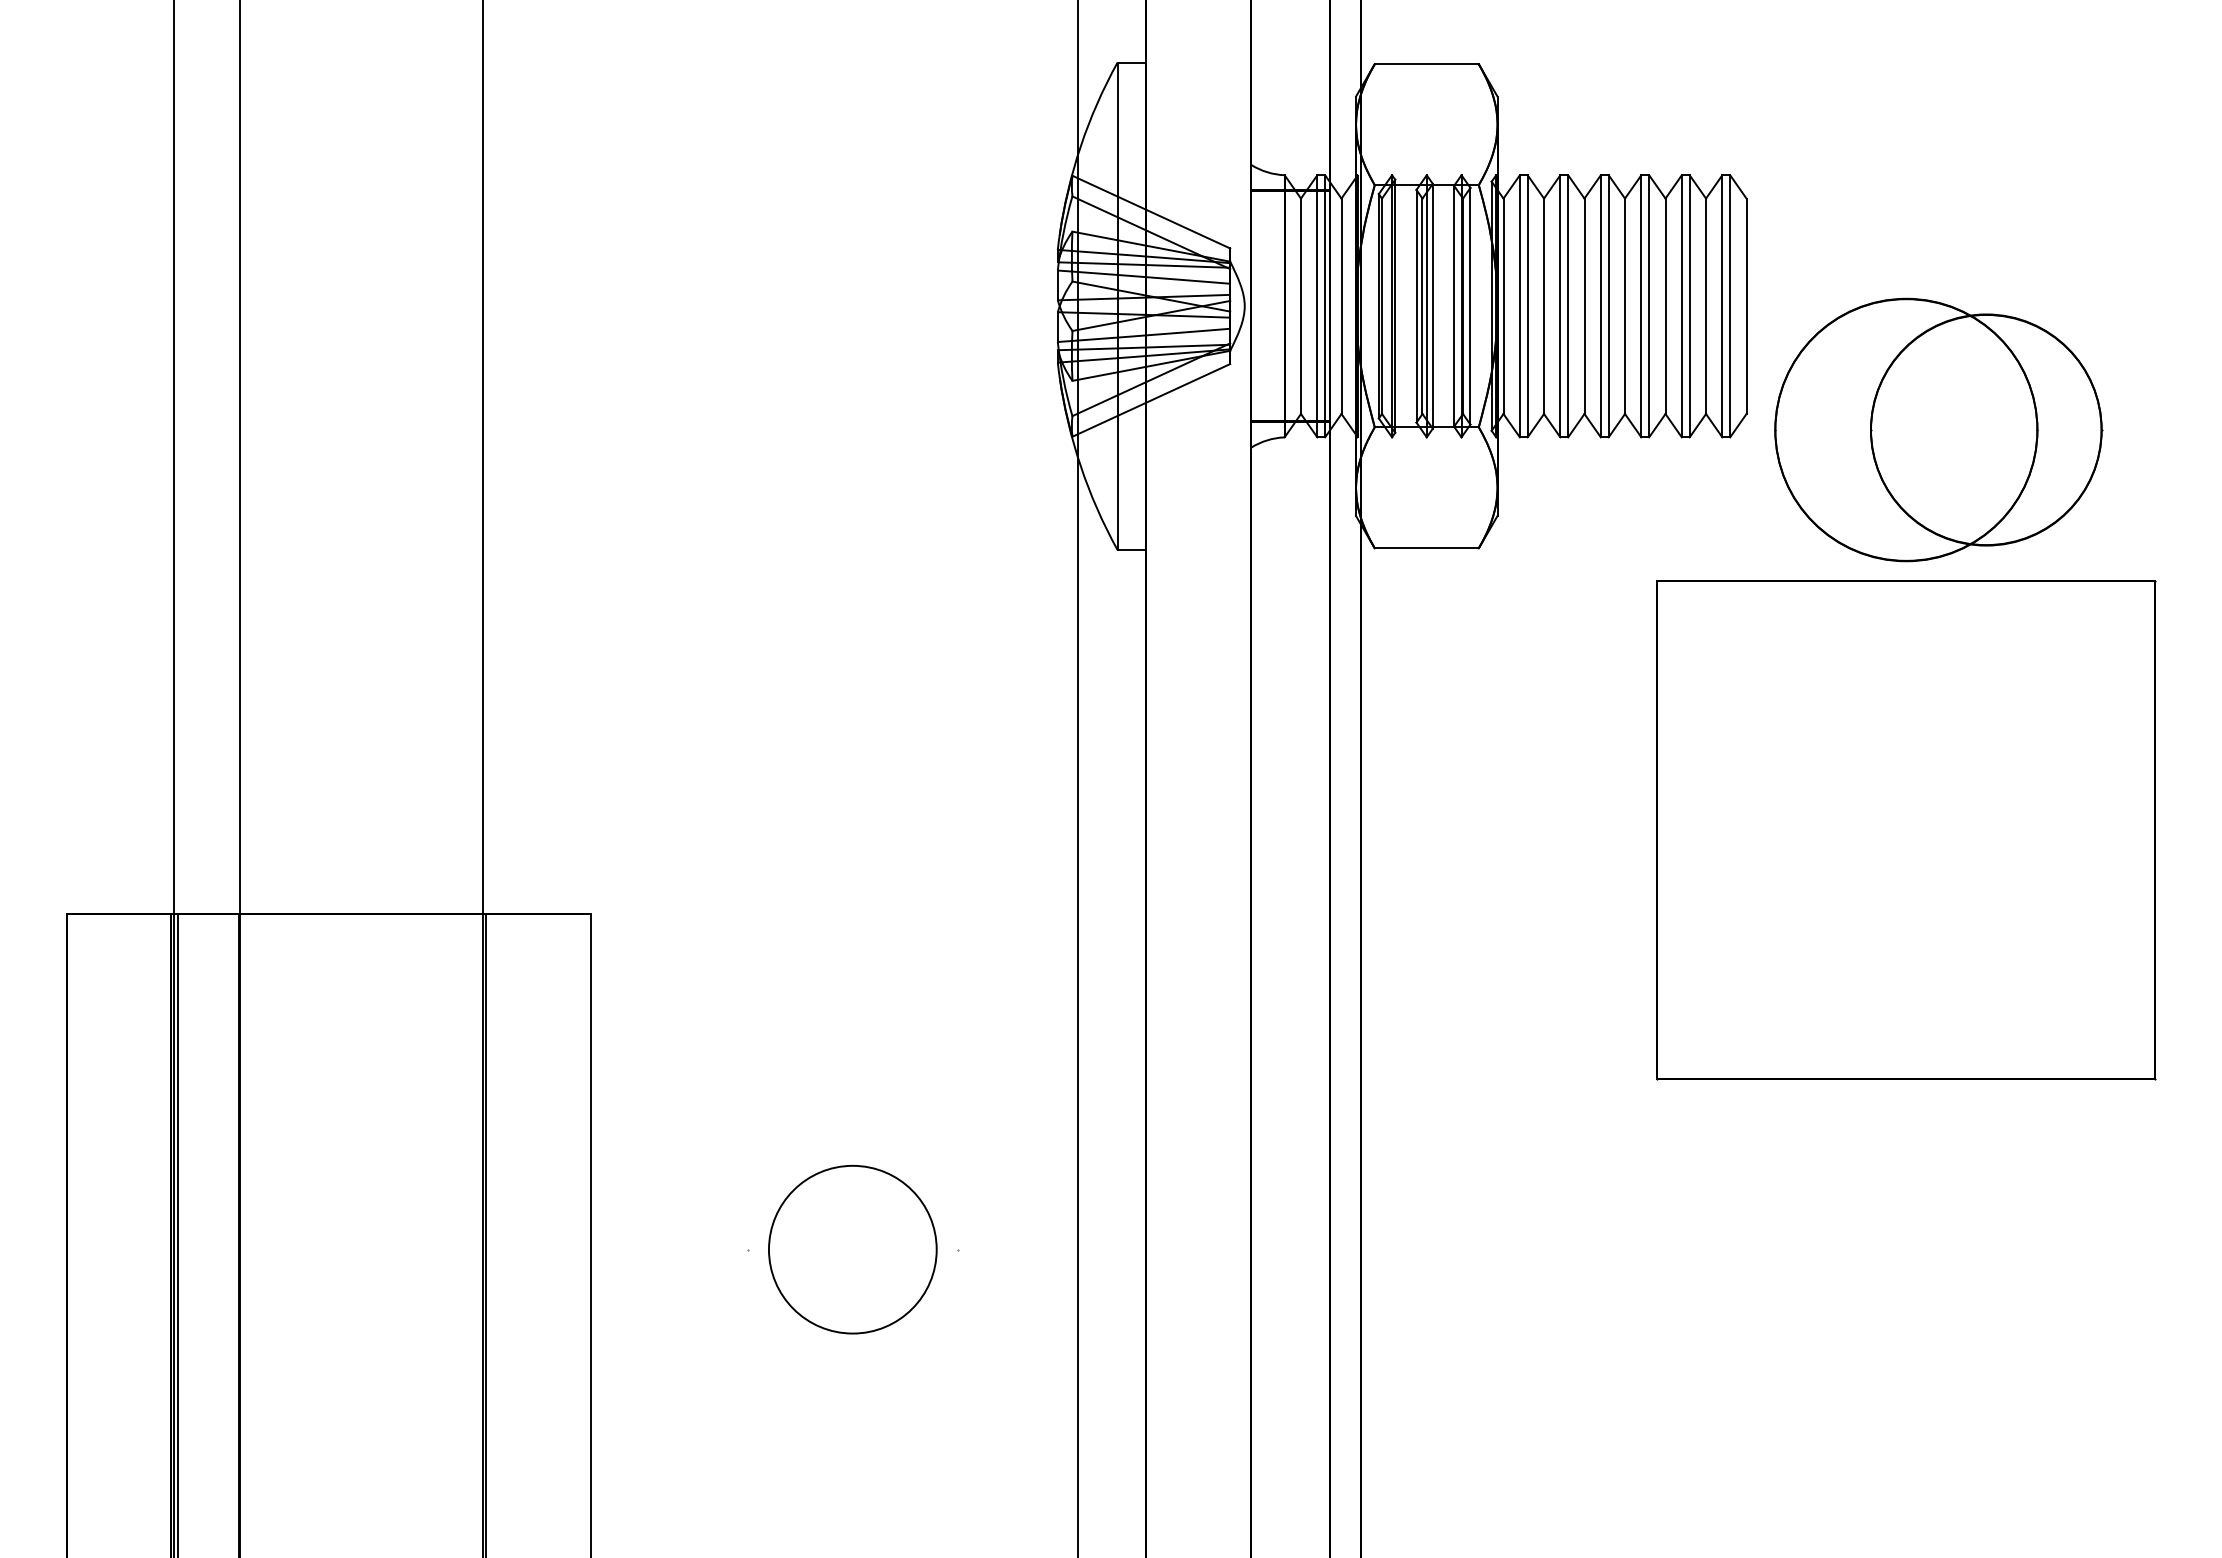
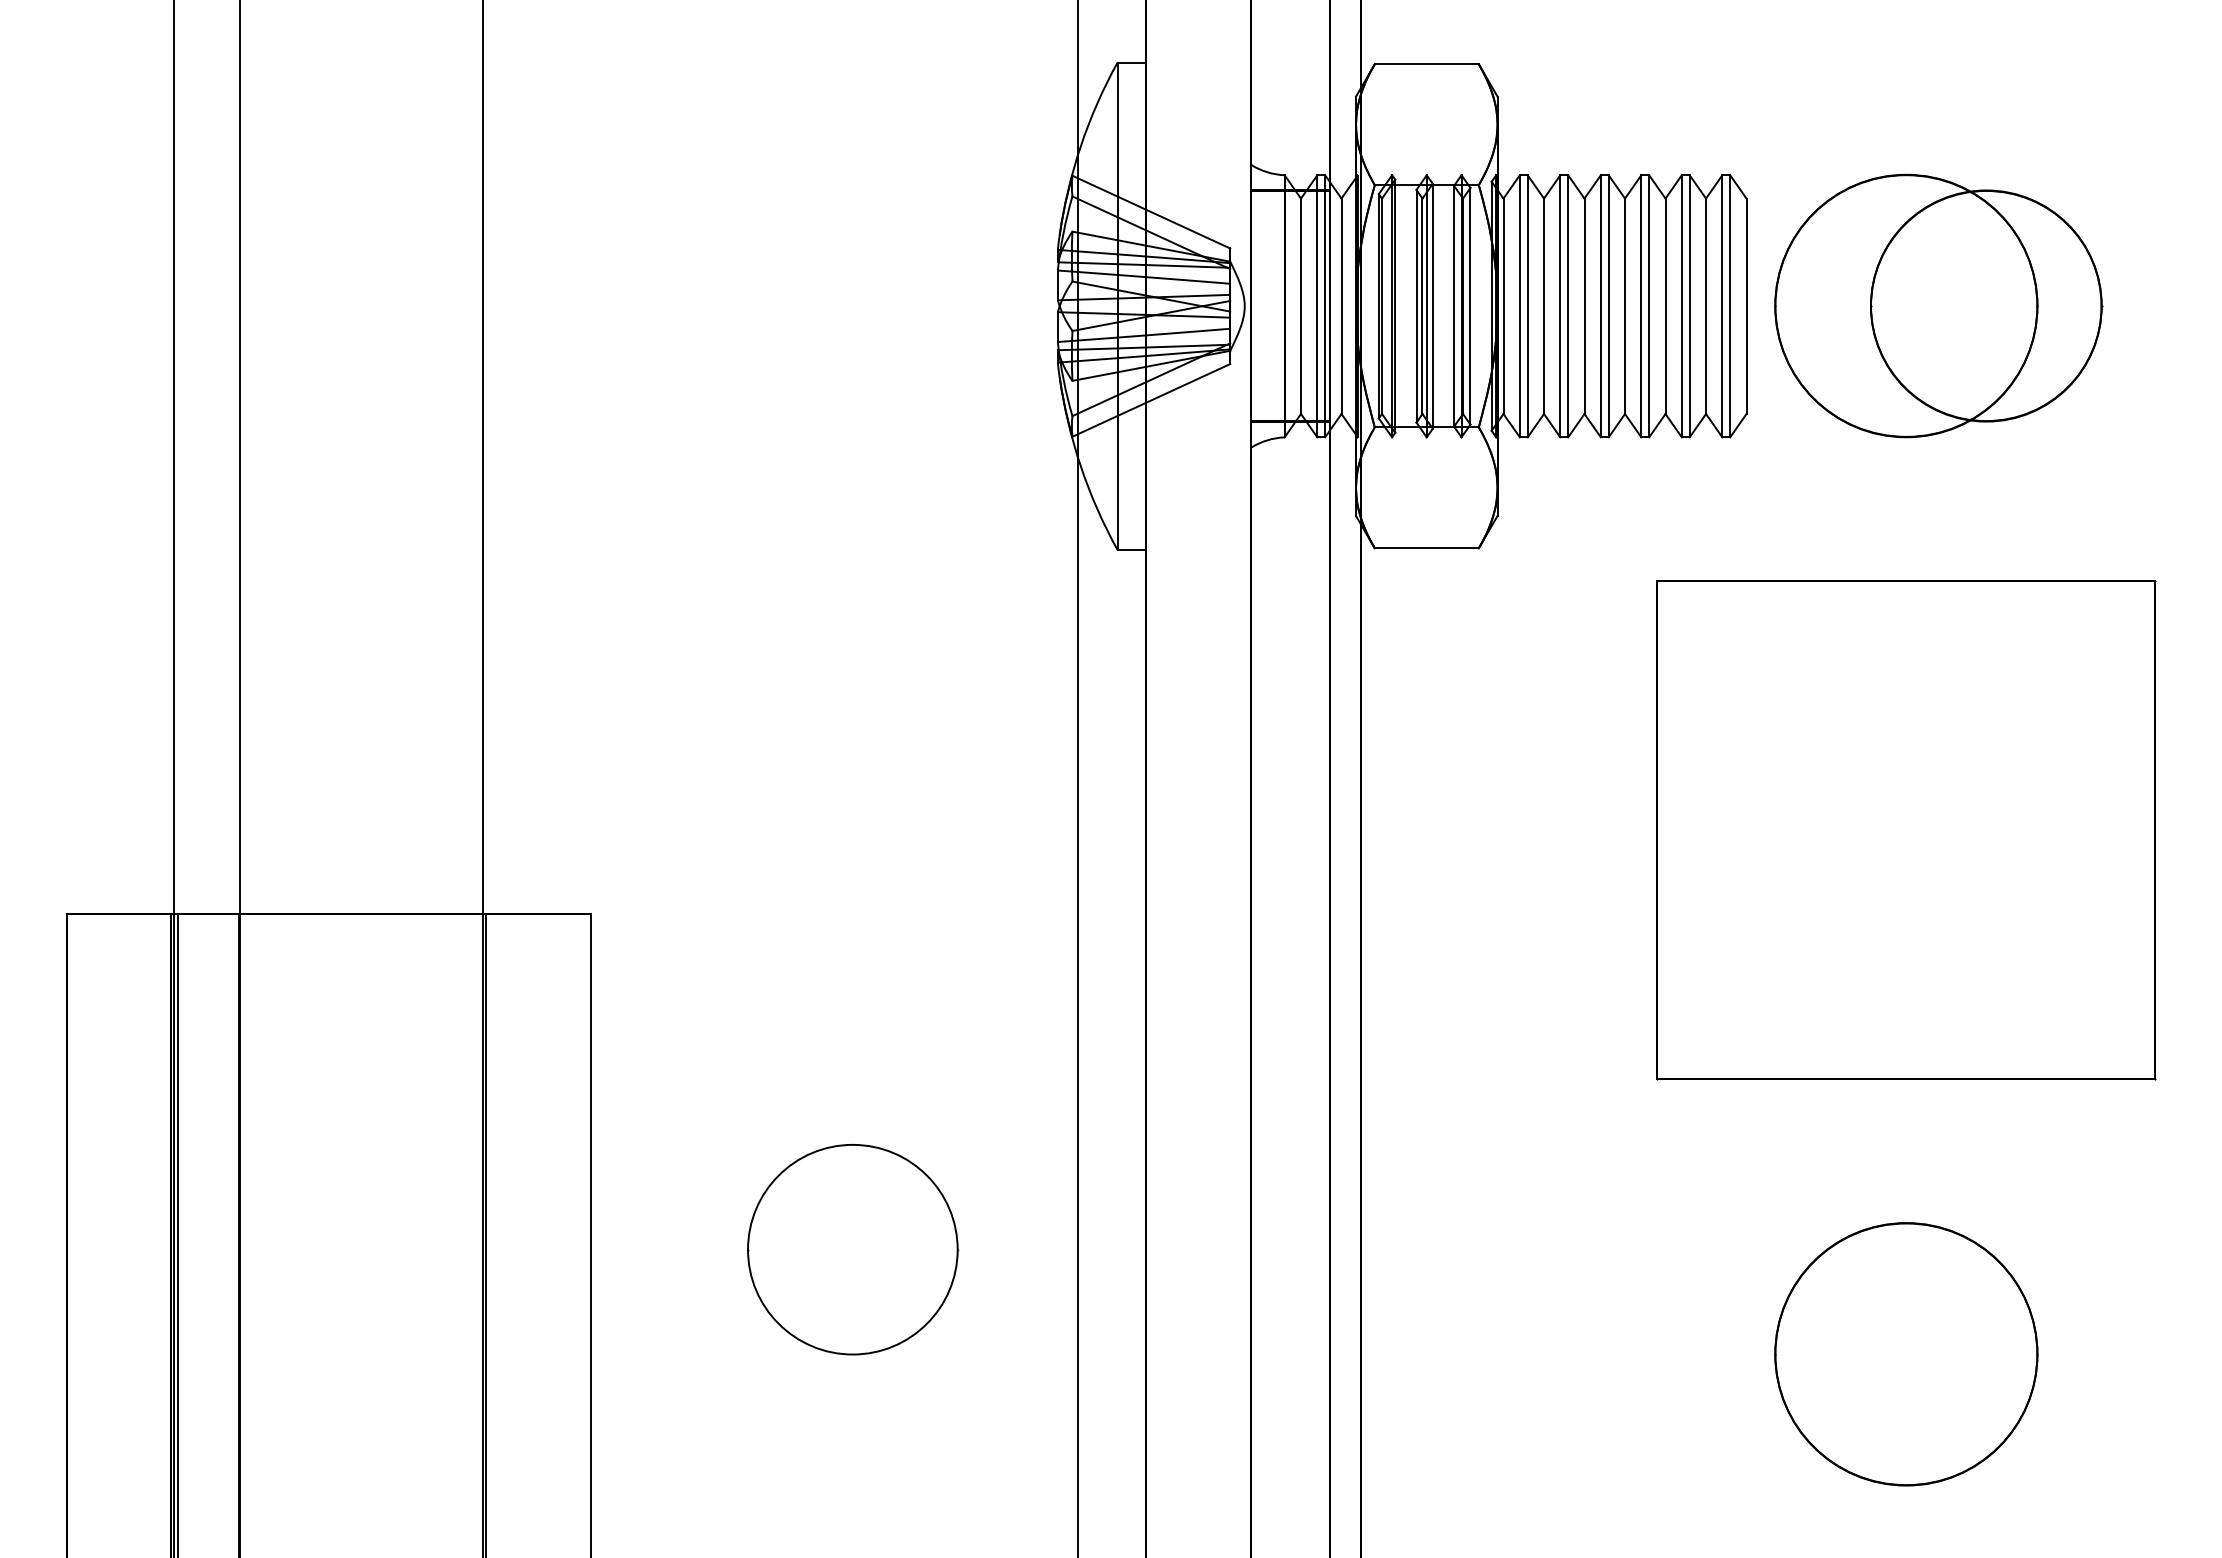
part position: (1938, 429) -> (1938, 305) (1938, 305)
circle diameter: 168 px -> 210 px (852, 1249)
circle: none -> present (1906, 1354)
